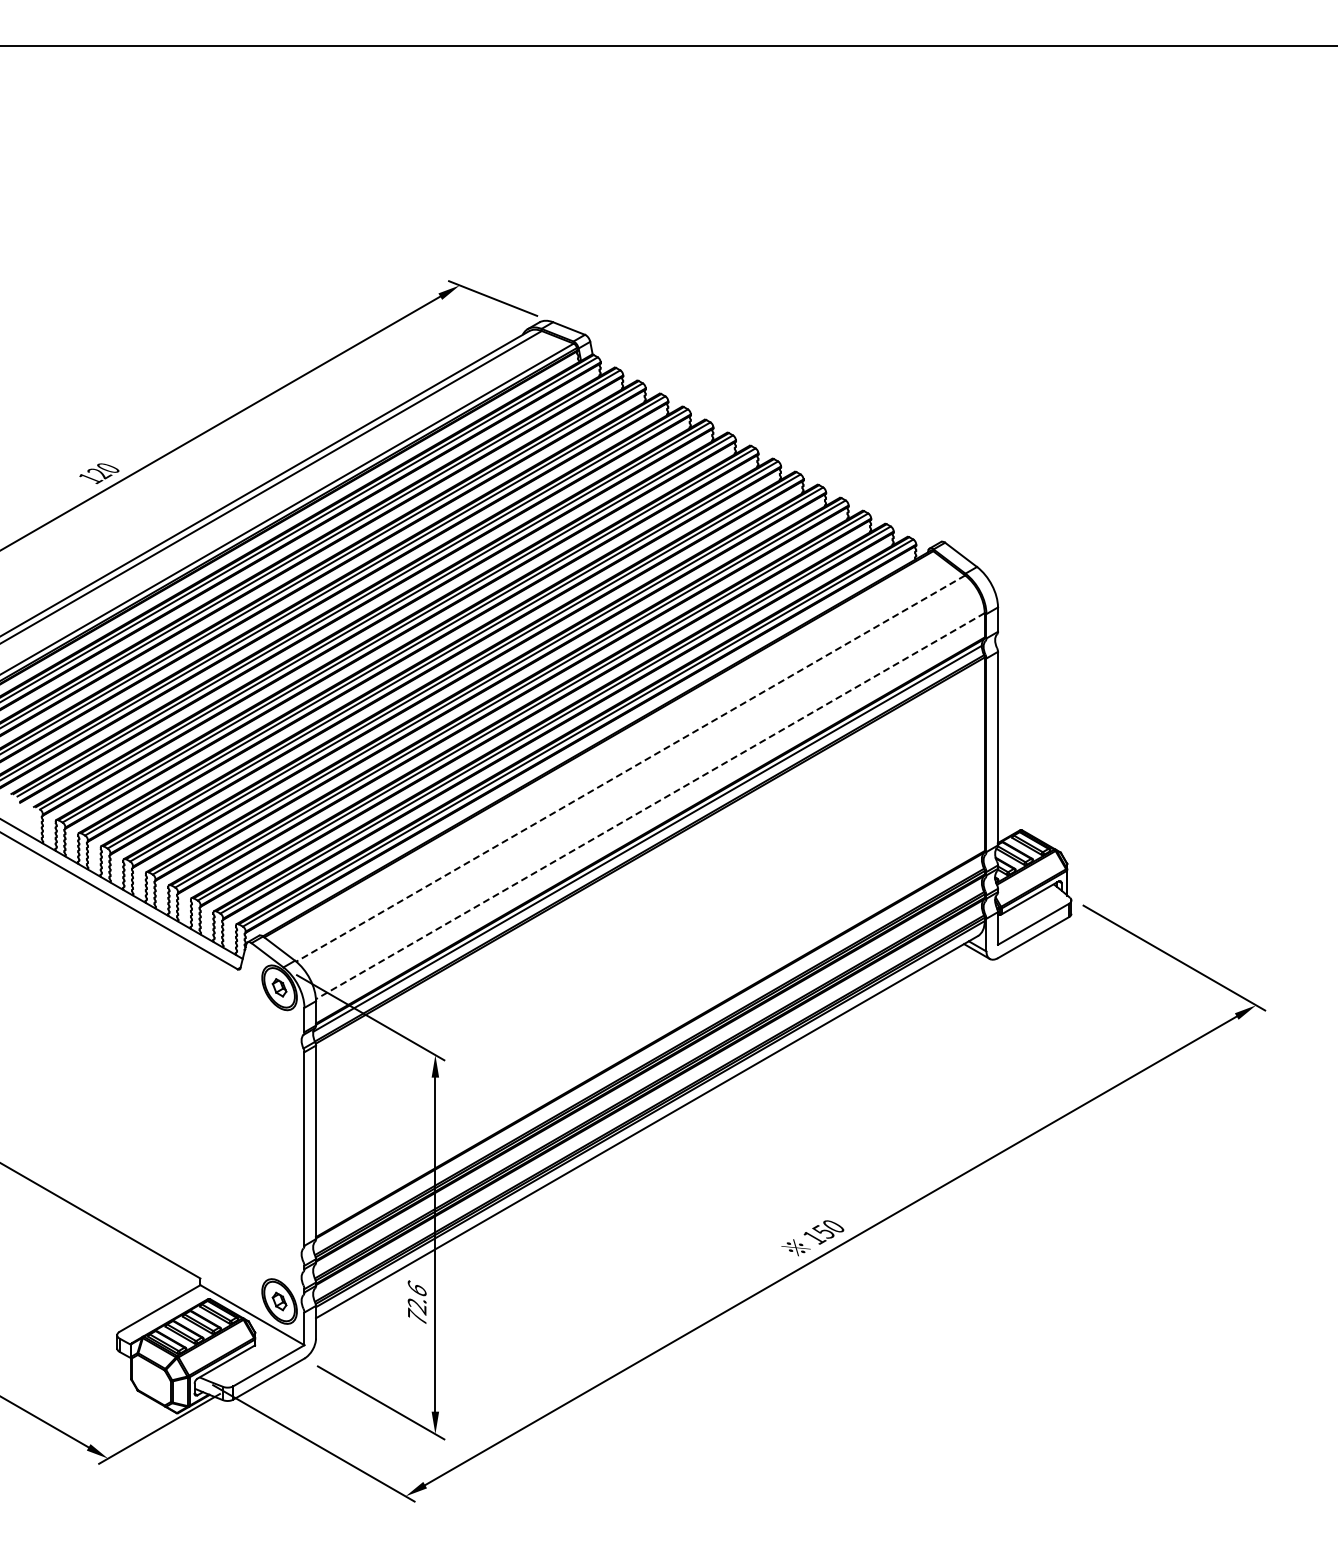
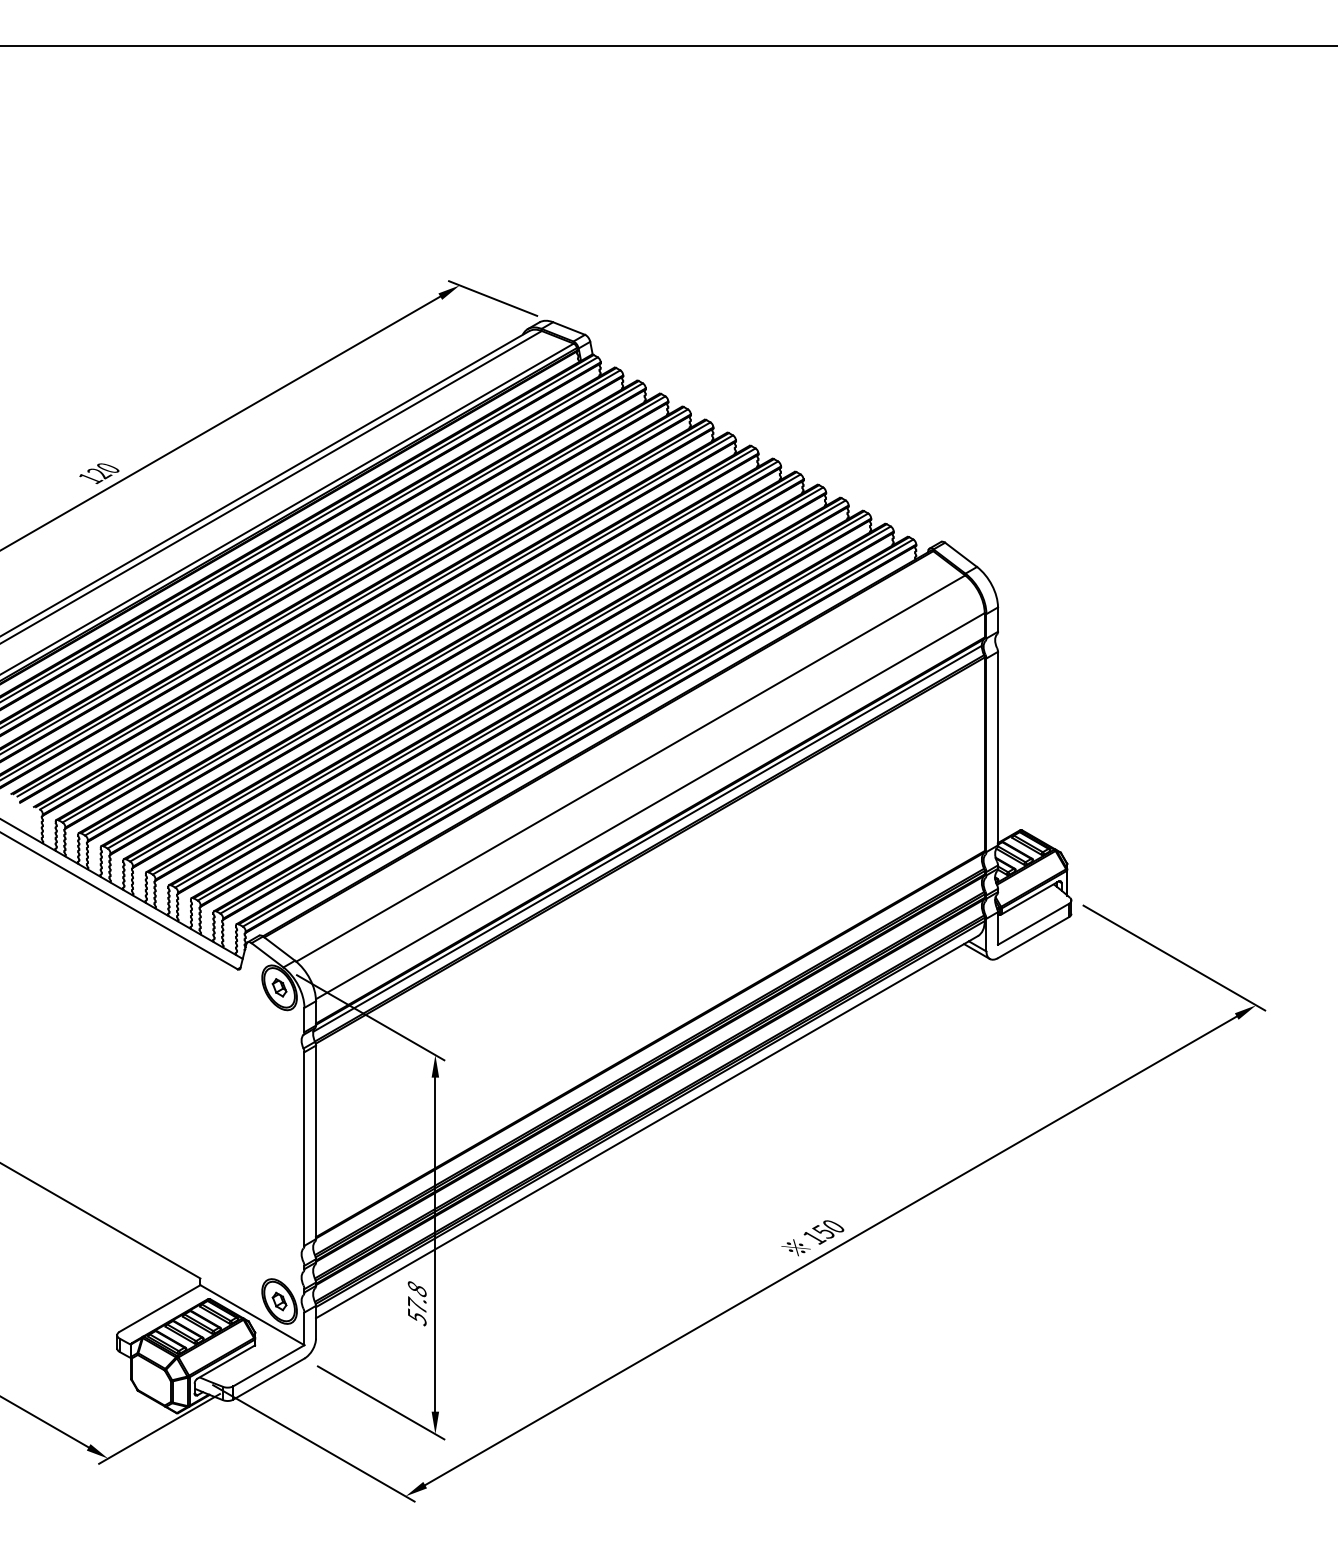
line: dashed -> solid (630, 768)
line: dashed -> solid (649, 806)
text: 72.6 -> 57.8 (416, 1303)
